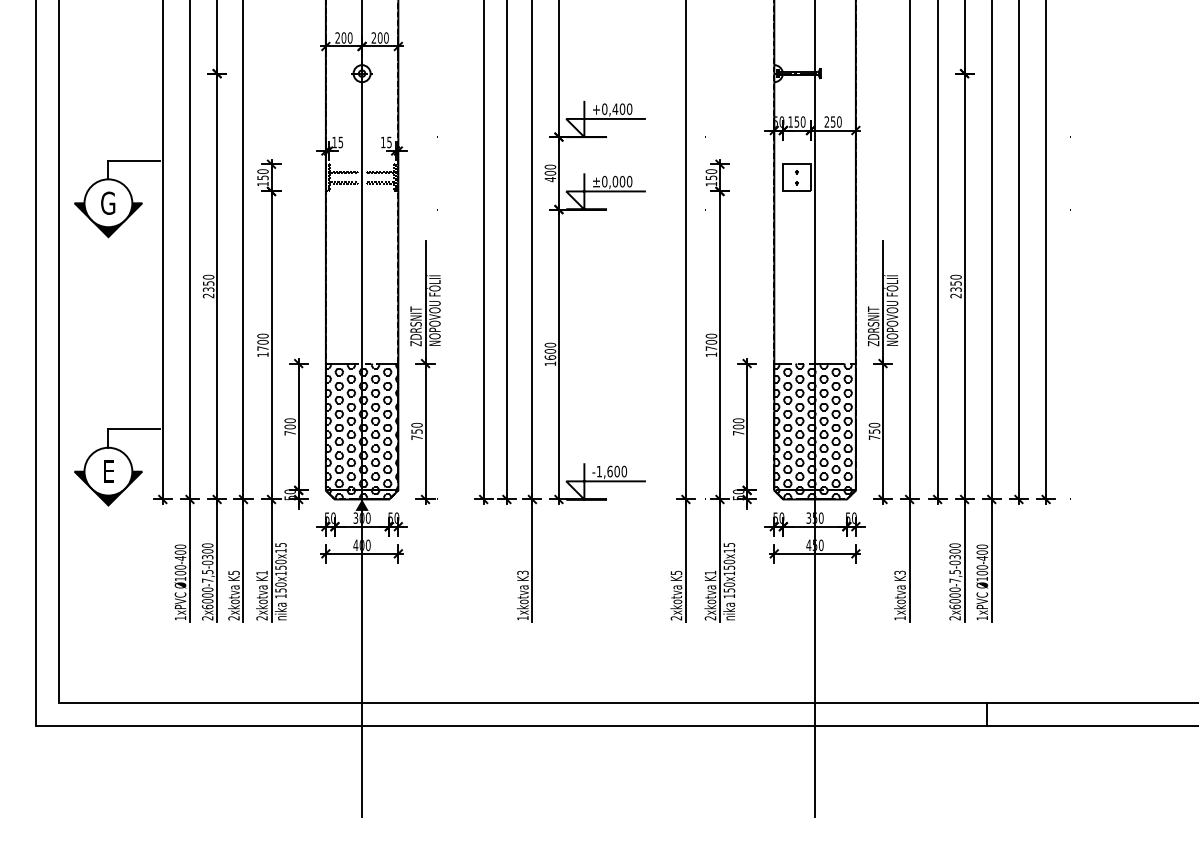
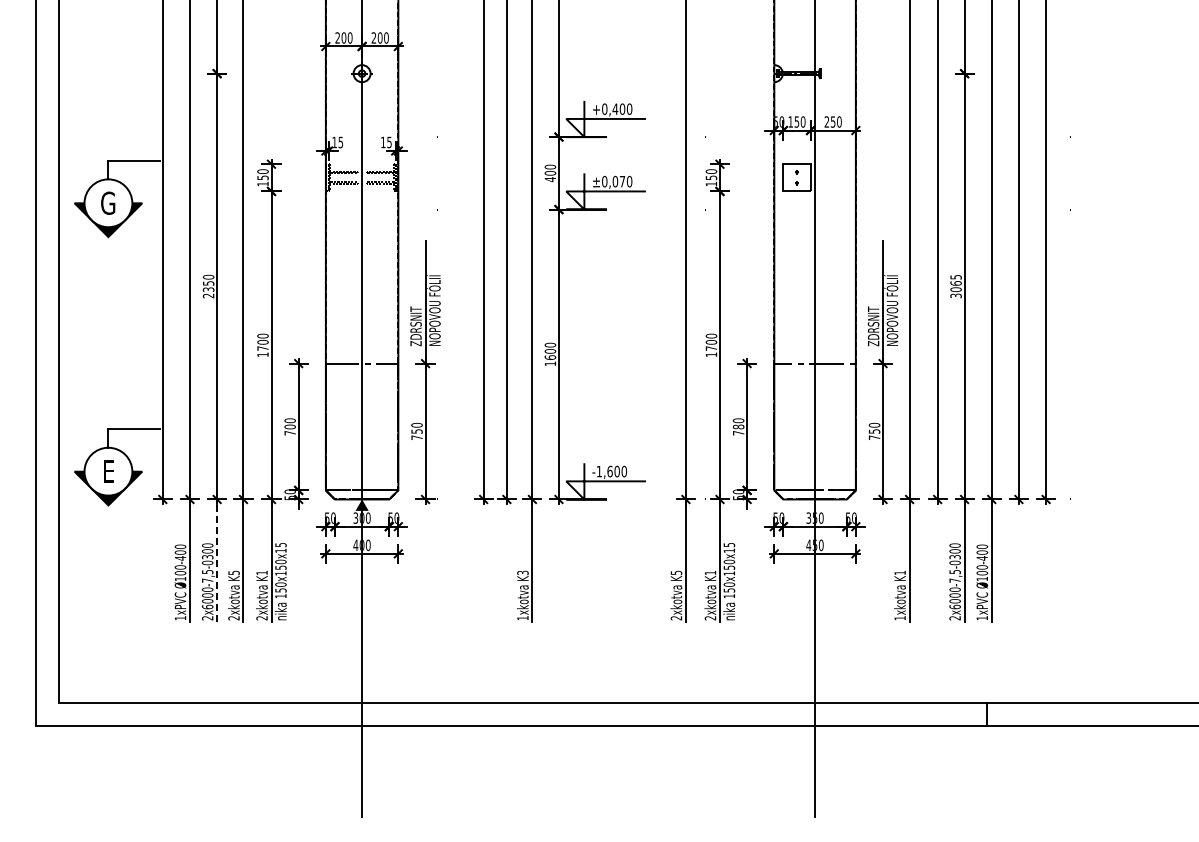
text: ±0,000 -> ±0,070 (622, 181)
text: 2350 -> 3065 (955, 286)
text: 700 -> 780 (738, 426)
hatch: present -> none (361, 431)
hatch: present -> none (813, 431)
line: solid -> dashed (217, 560)
text: K3 -> K1 (899, 572)
